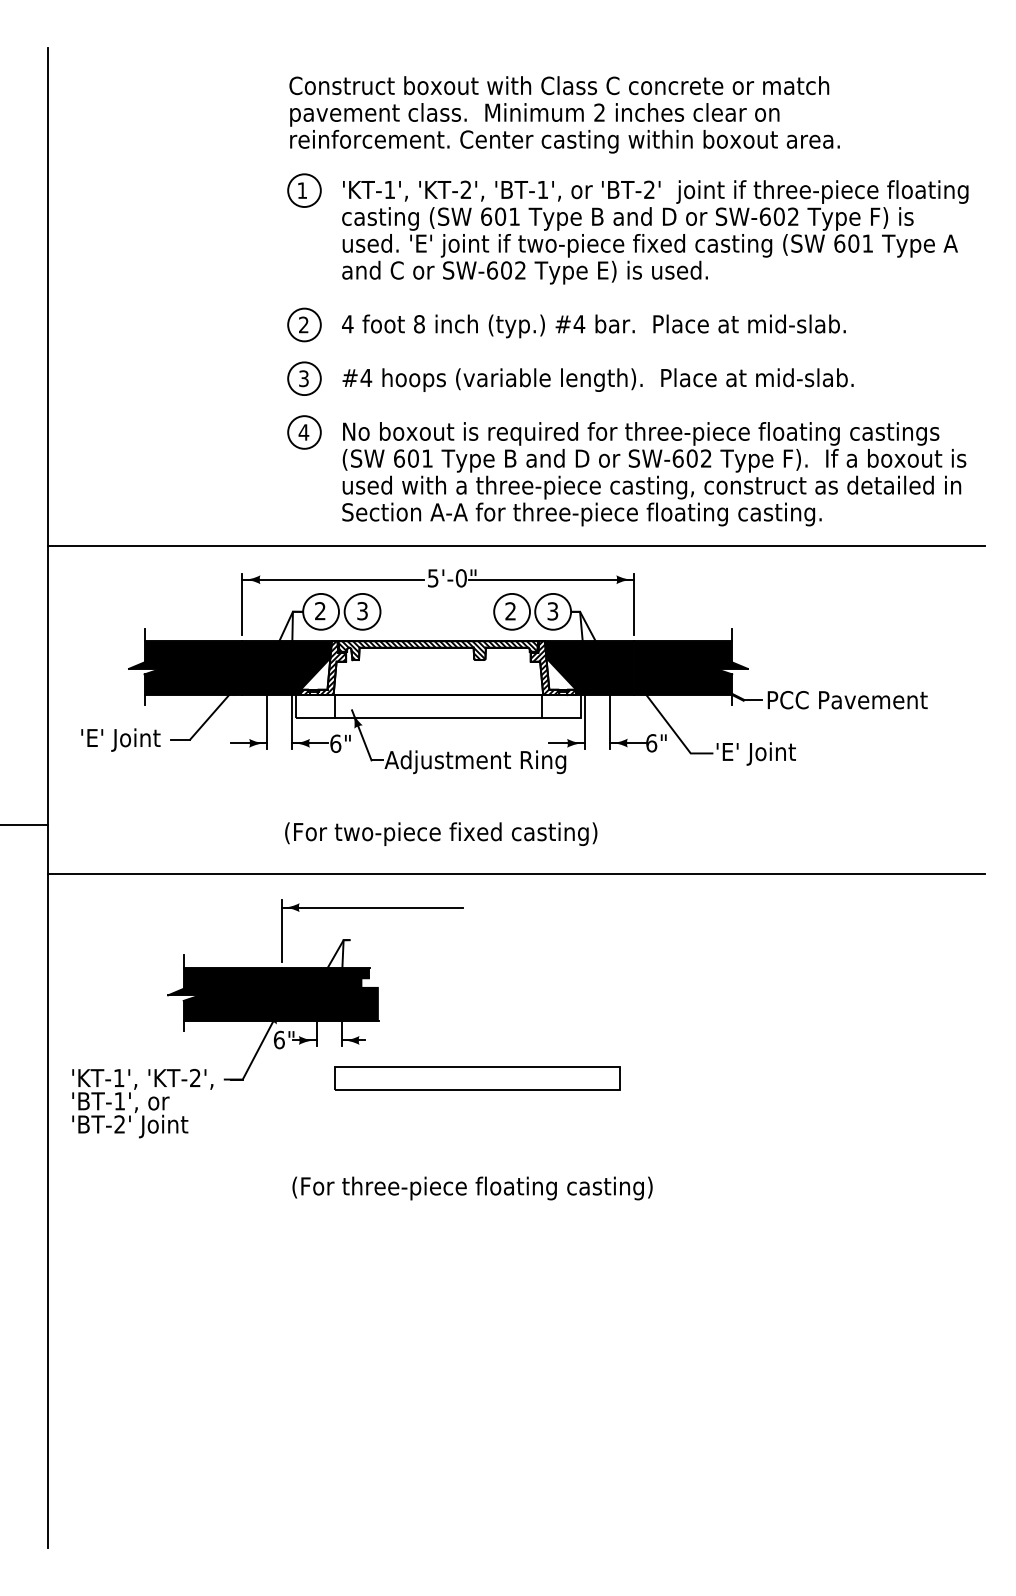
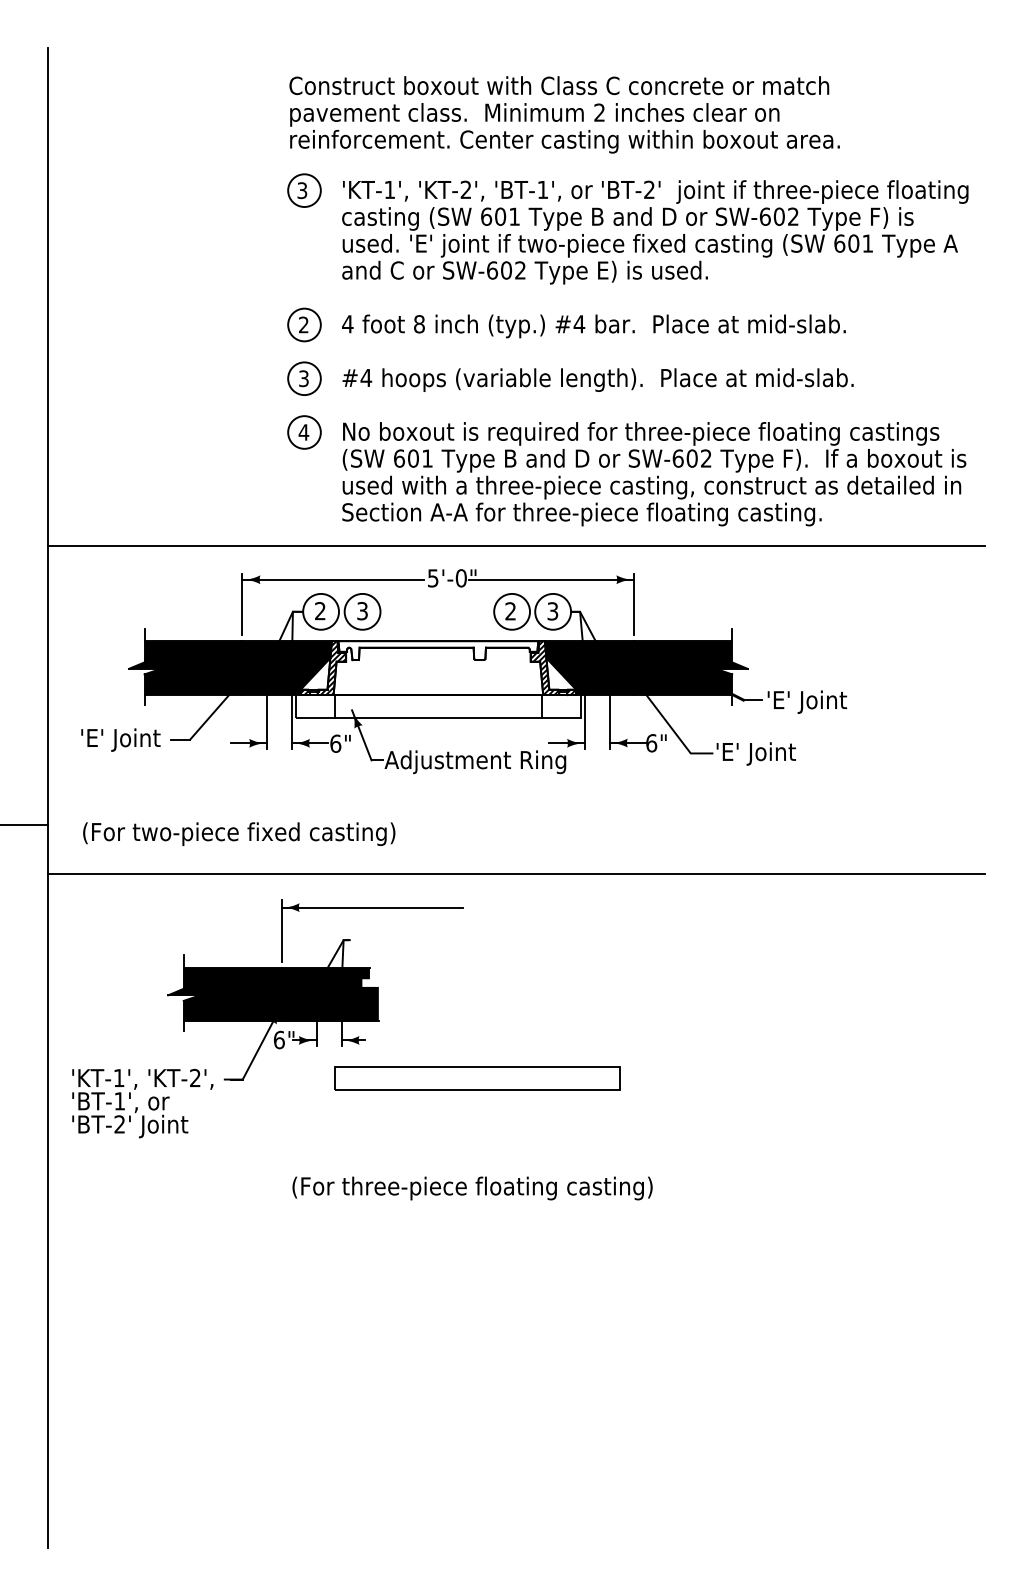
text: 1 -> 3 (302, 190)
hatch: present -> none (438, 650)
text: PCC Pavement -> 'E' Joint (847, 701)
text position: (441, 833) -> (239, 833) (239, 833)
